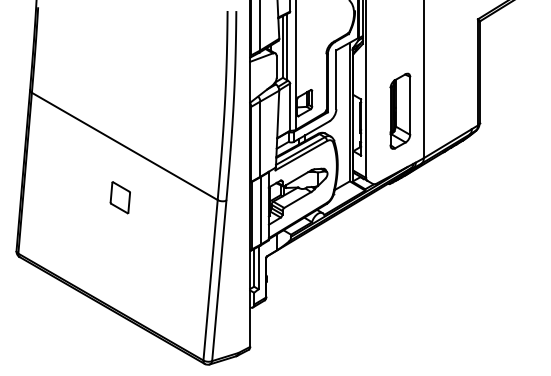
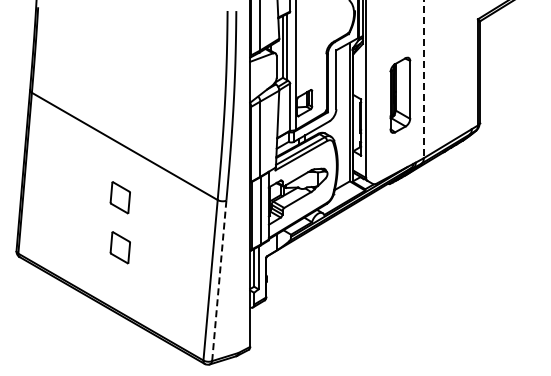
line: solid -> dashed (423, 79)
part position: (400, 110) -> (400, 94) (400, 94)
part: none -> present (119, 247)
line: solid -> dashed (219, 280)
